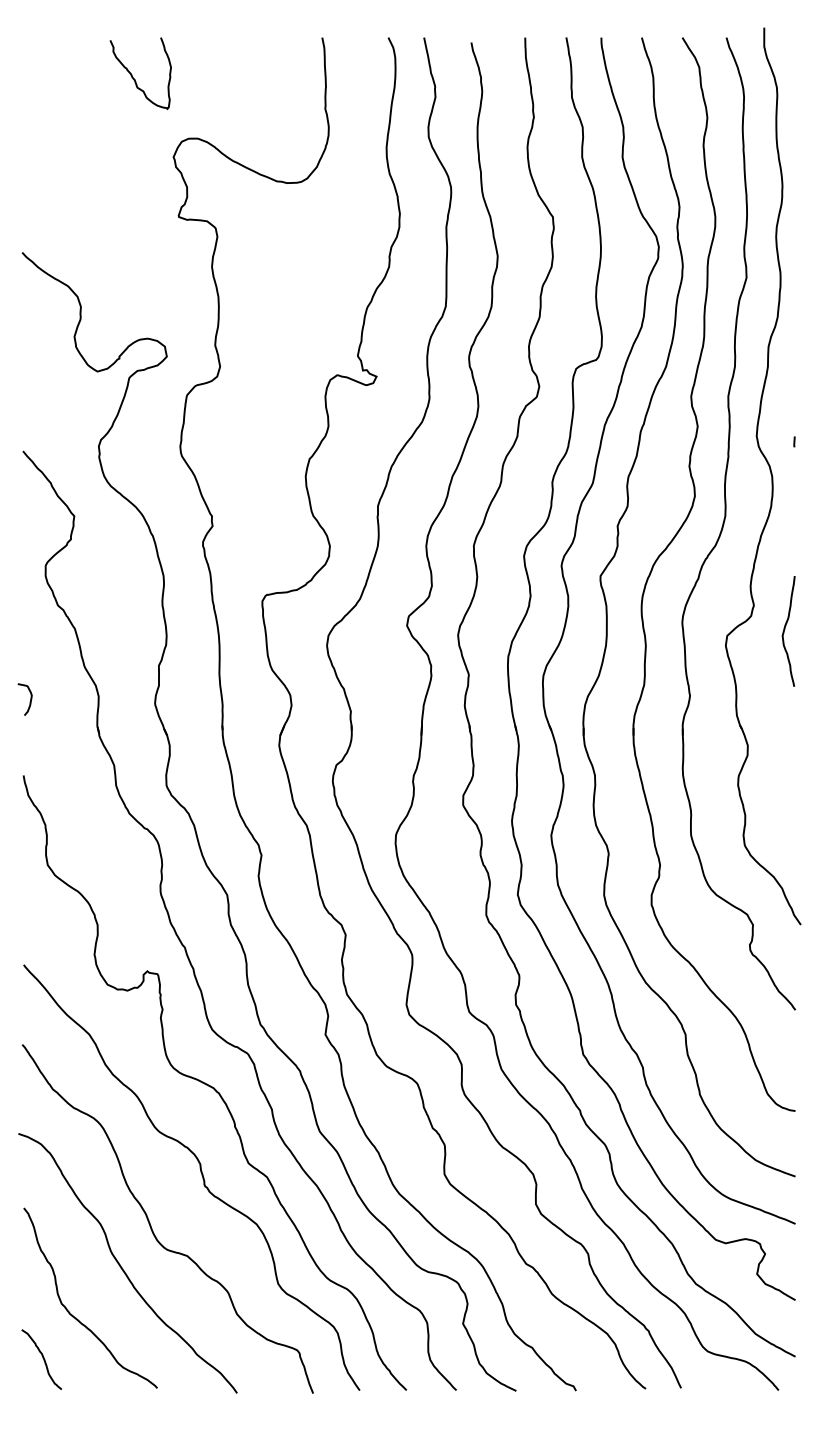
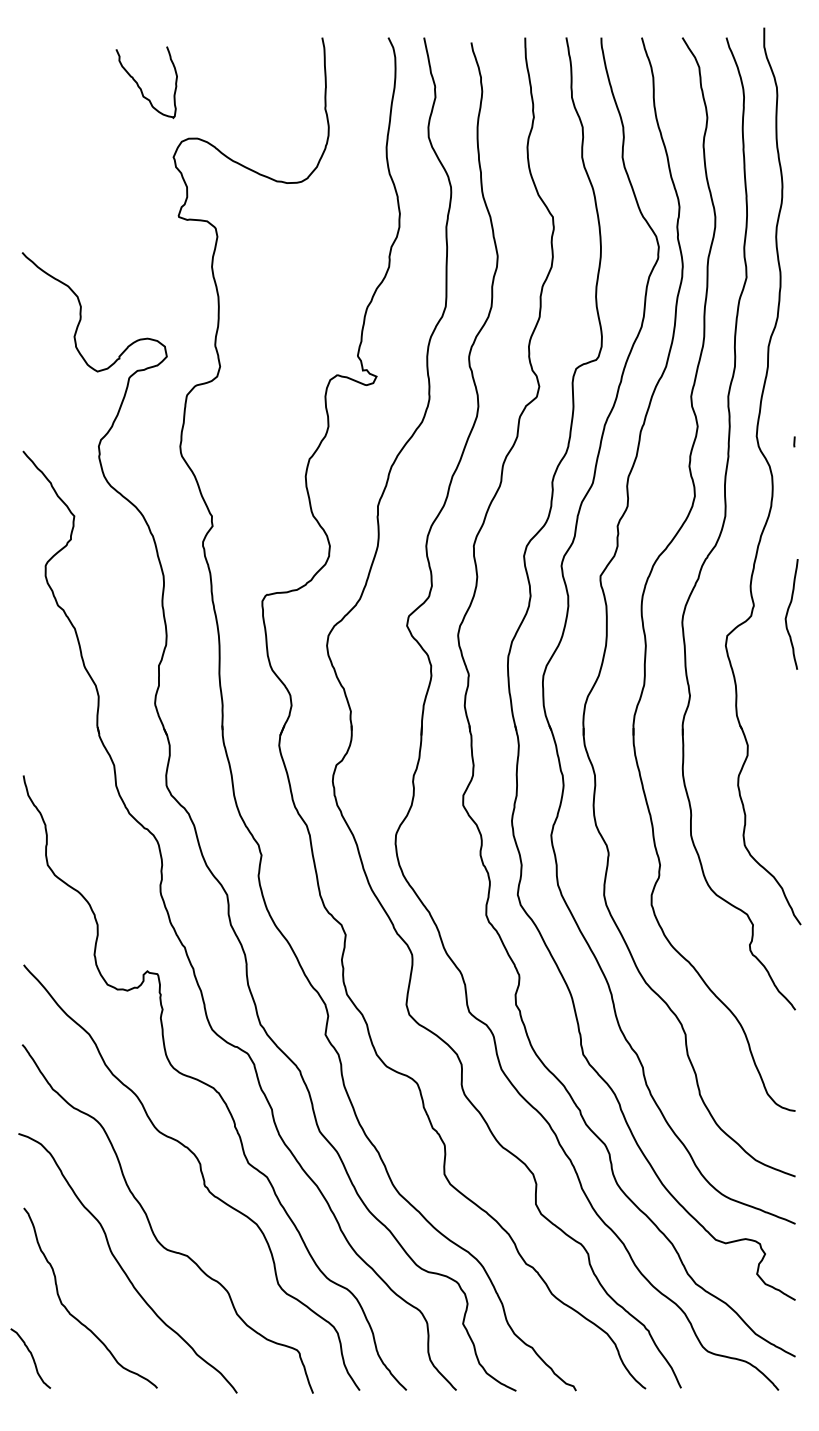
curve position: (133, 76) -> (139, 85) (139, 85)
curve position: (785, 629) -> (788, 612) (788, 612)
curve: present -> none (29, 702)
curve position: (42, 1358) -> (31, 1357) (31, 1357)
